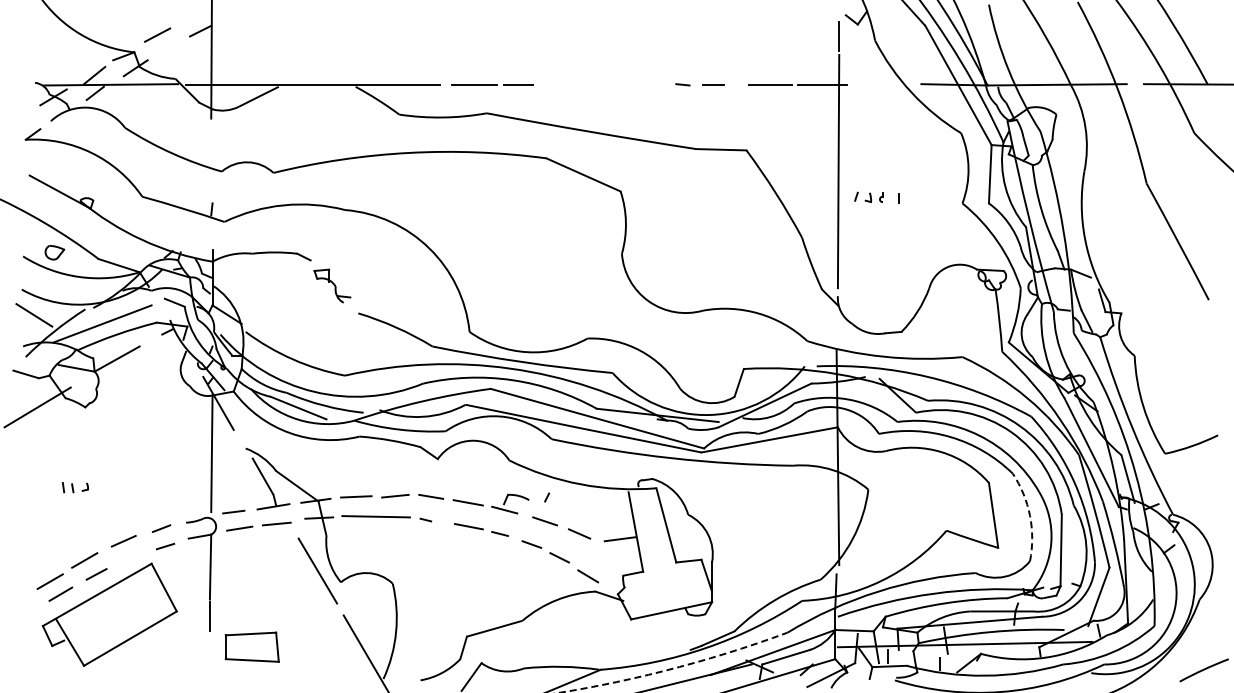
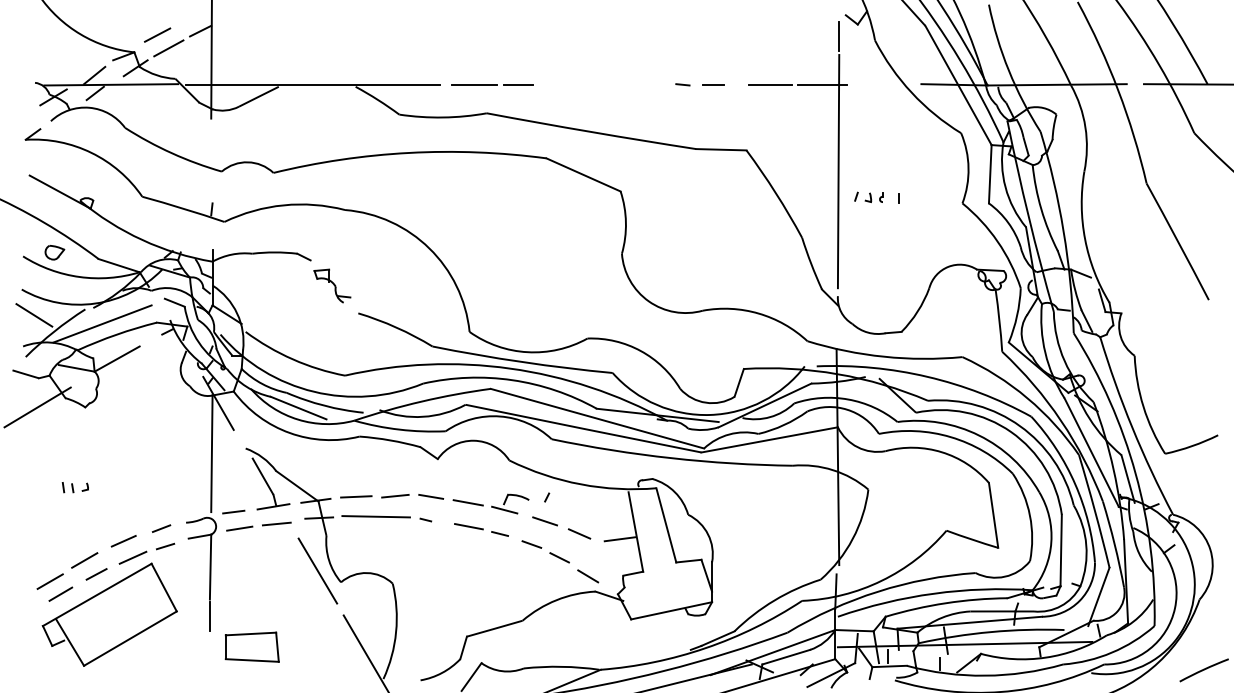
line: none -> present (168, 48)
arc: dashed -> solid (1030, 515)
line: none -> present (132, 557)
arc: dashed -> solid (674, 668)
